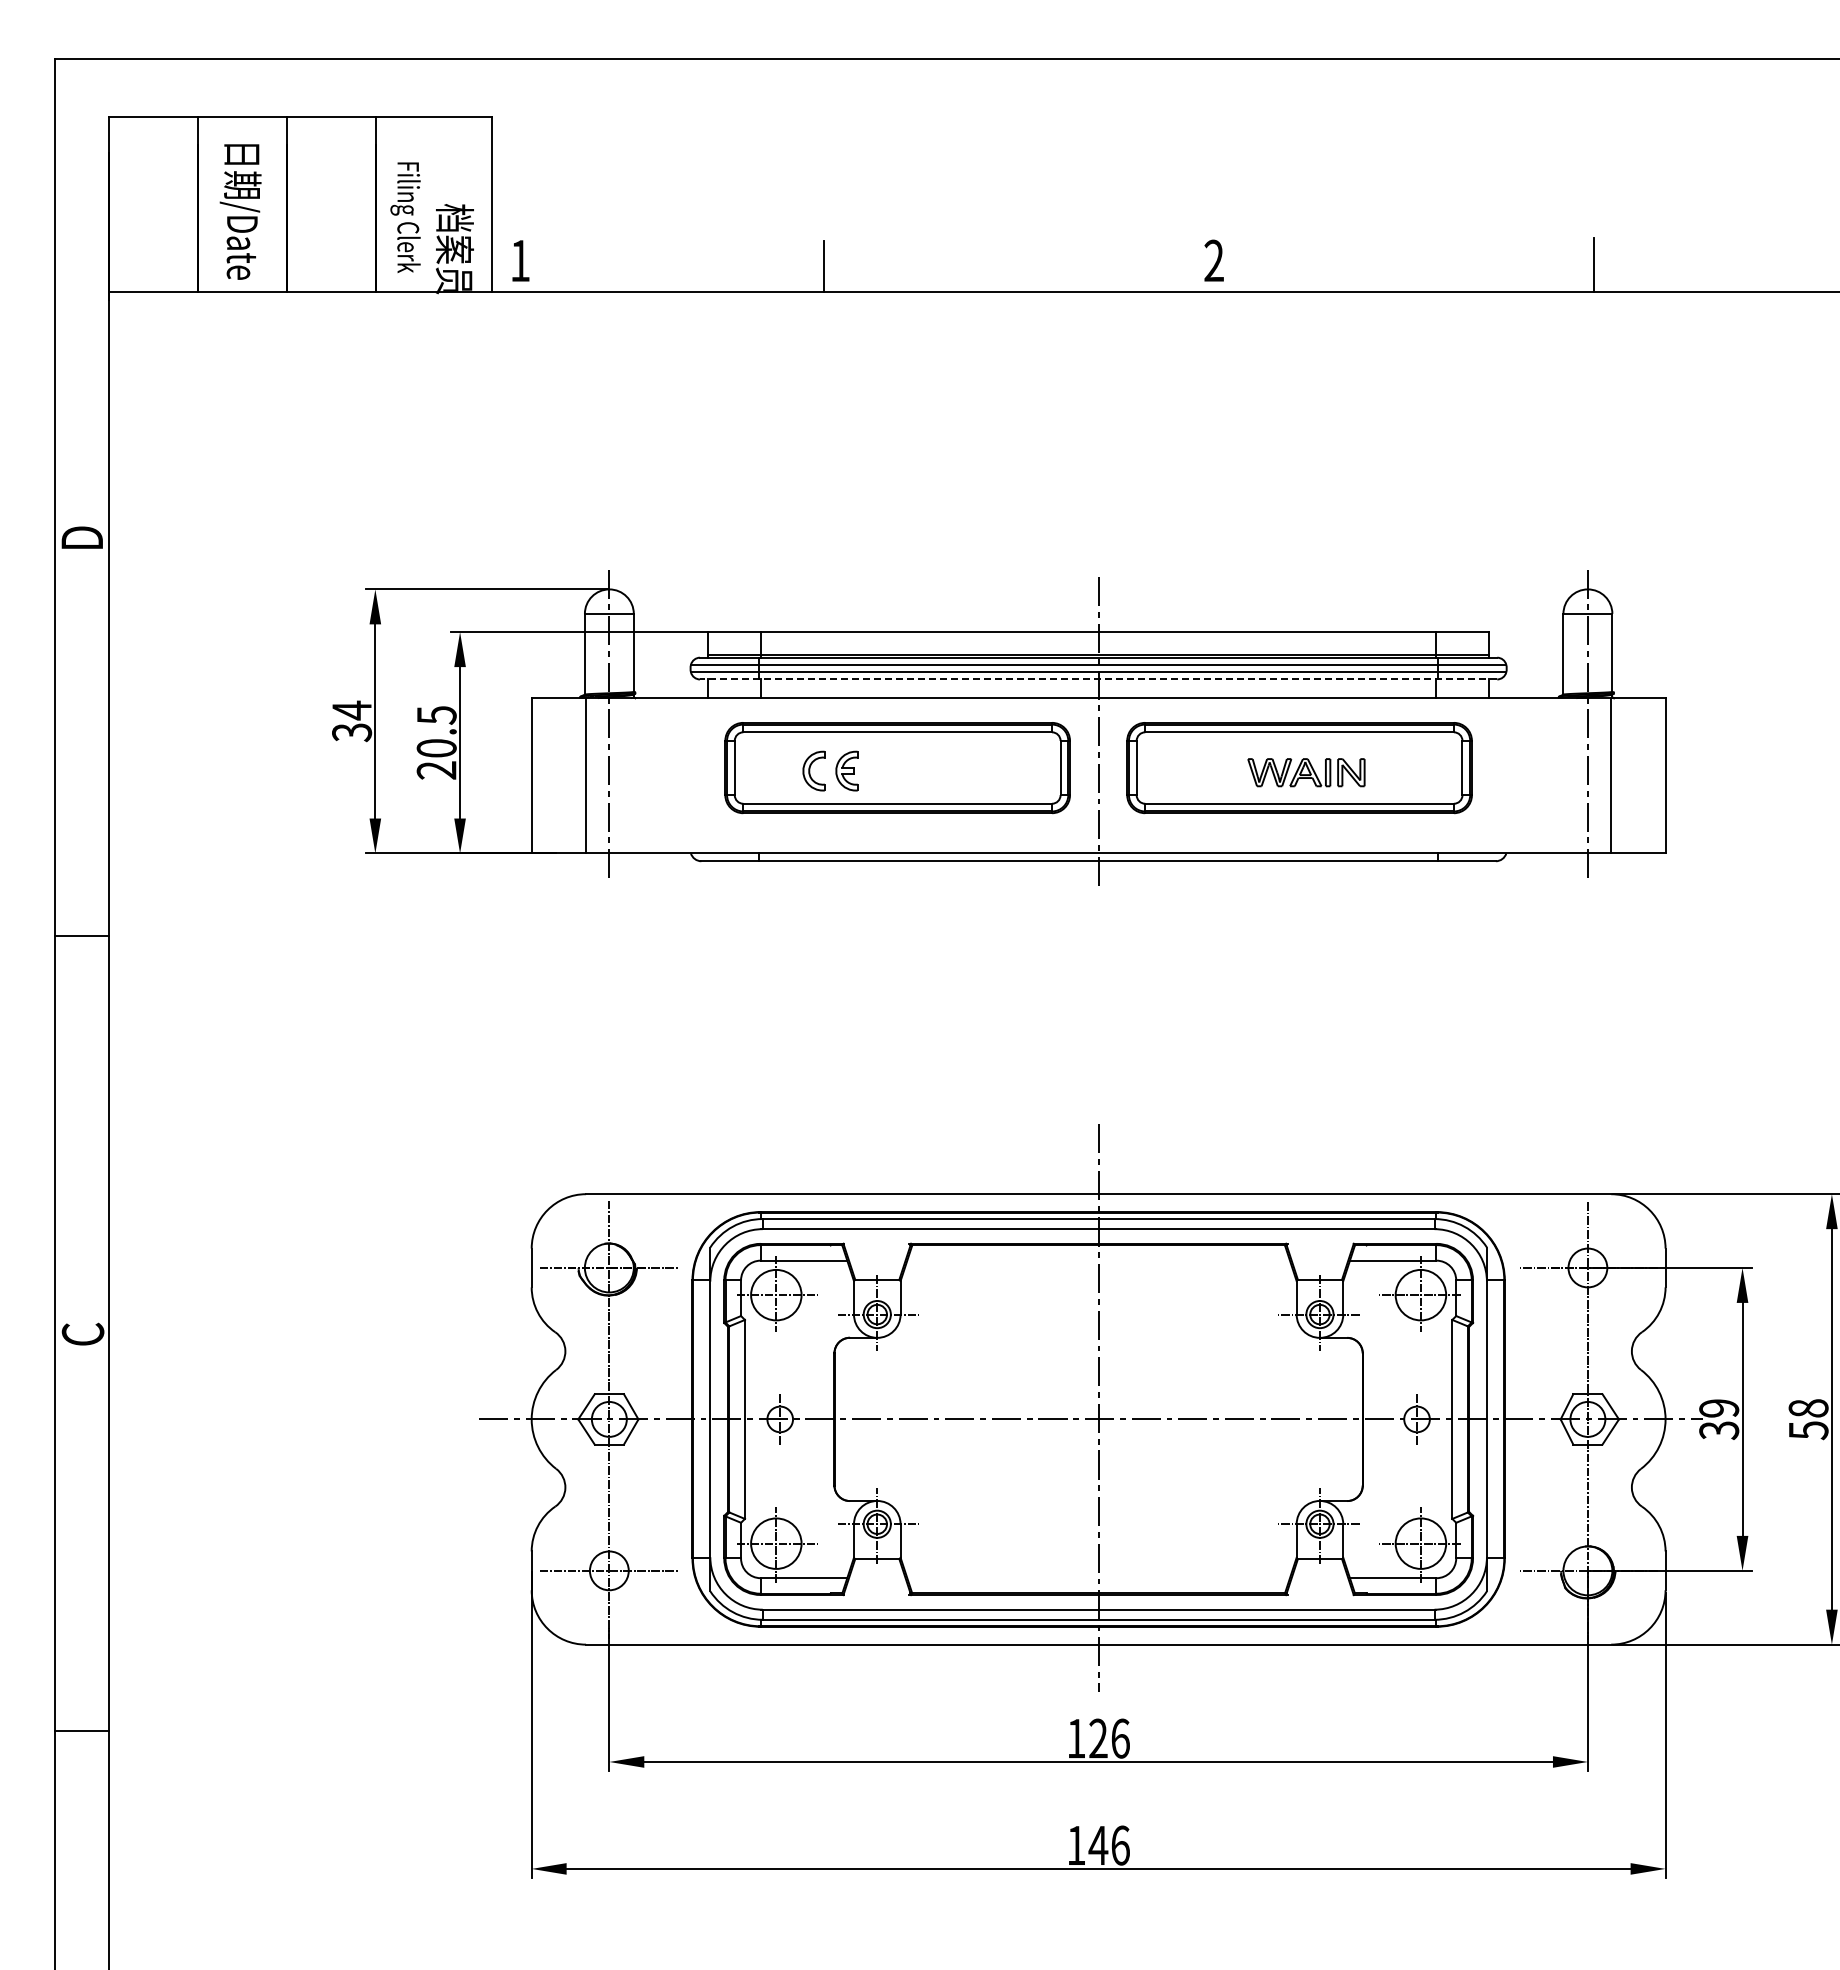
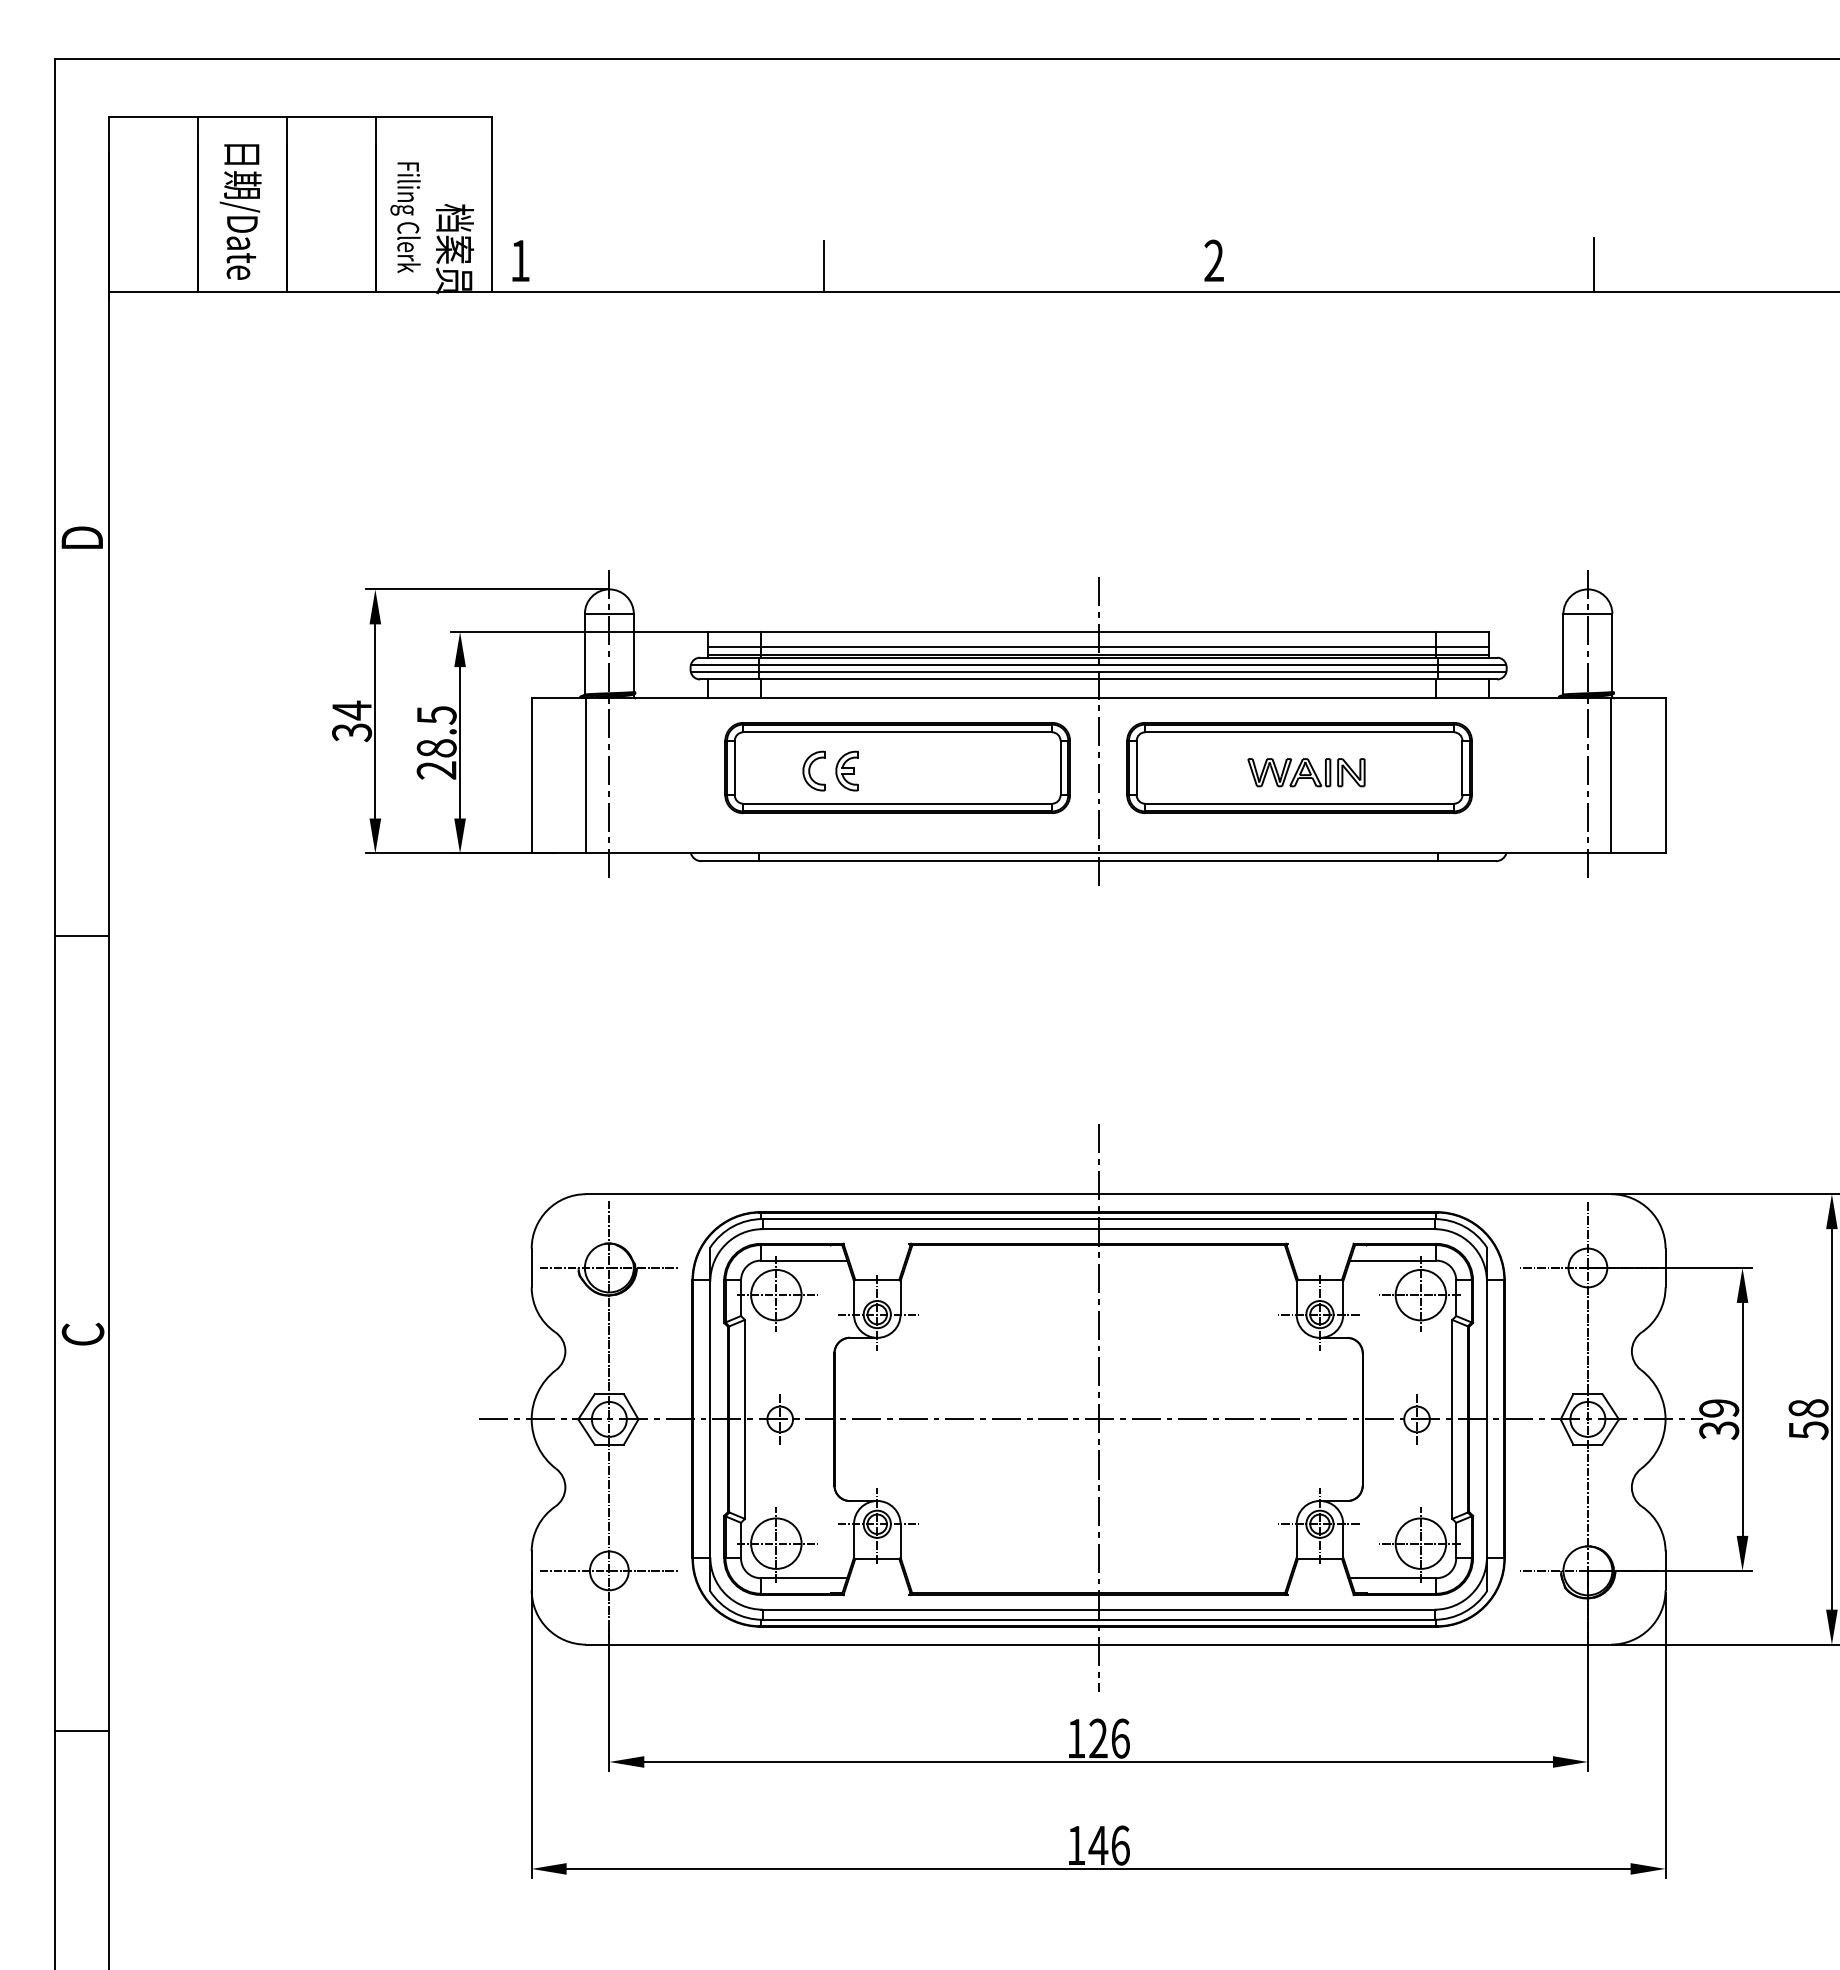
line: none -> present (1098, 646)
line: dashed -> solid (1098, 679)
text: 20.5 -> 28.5 (436, 748)
